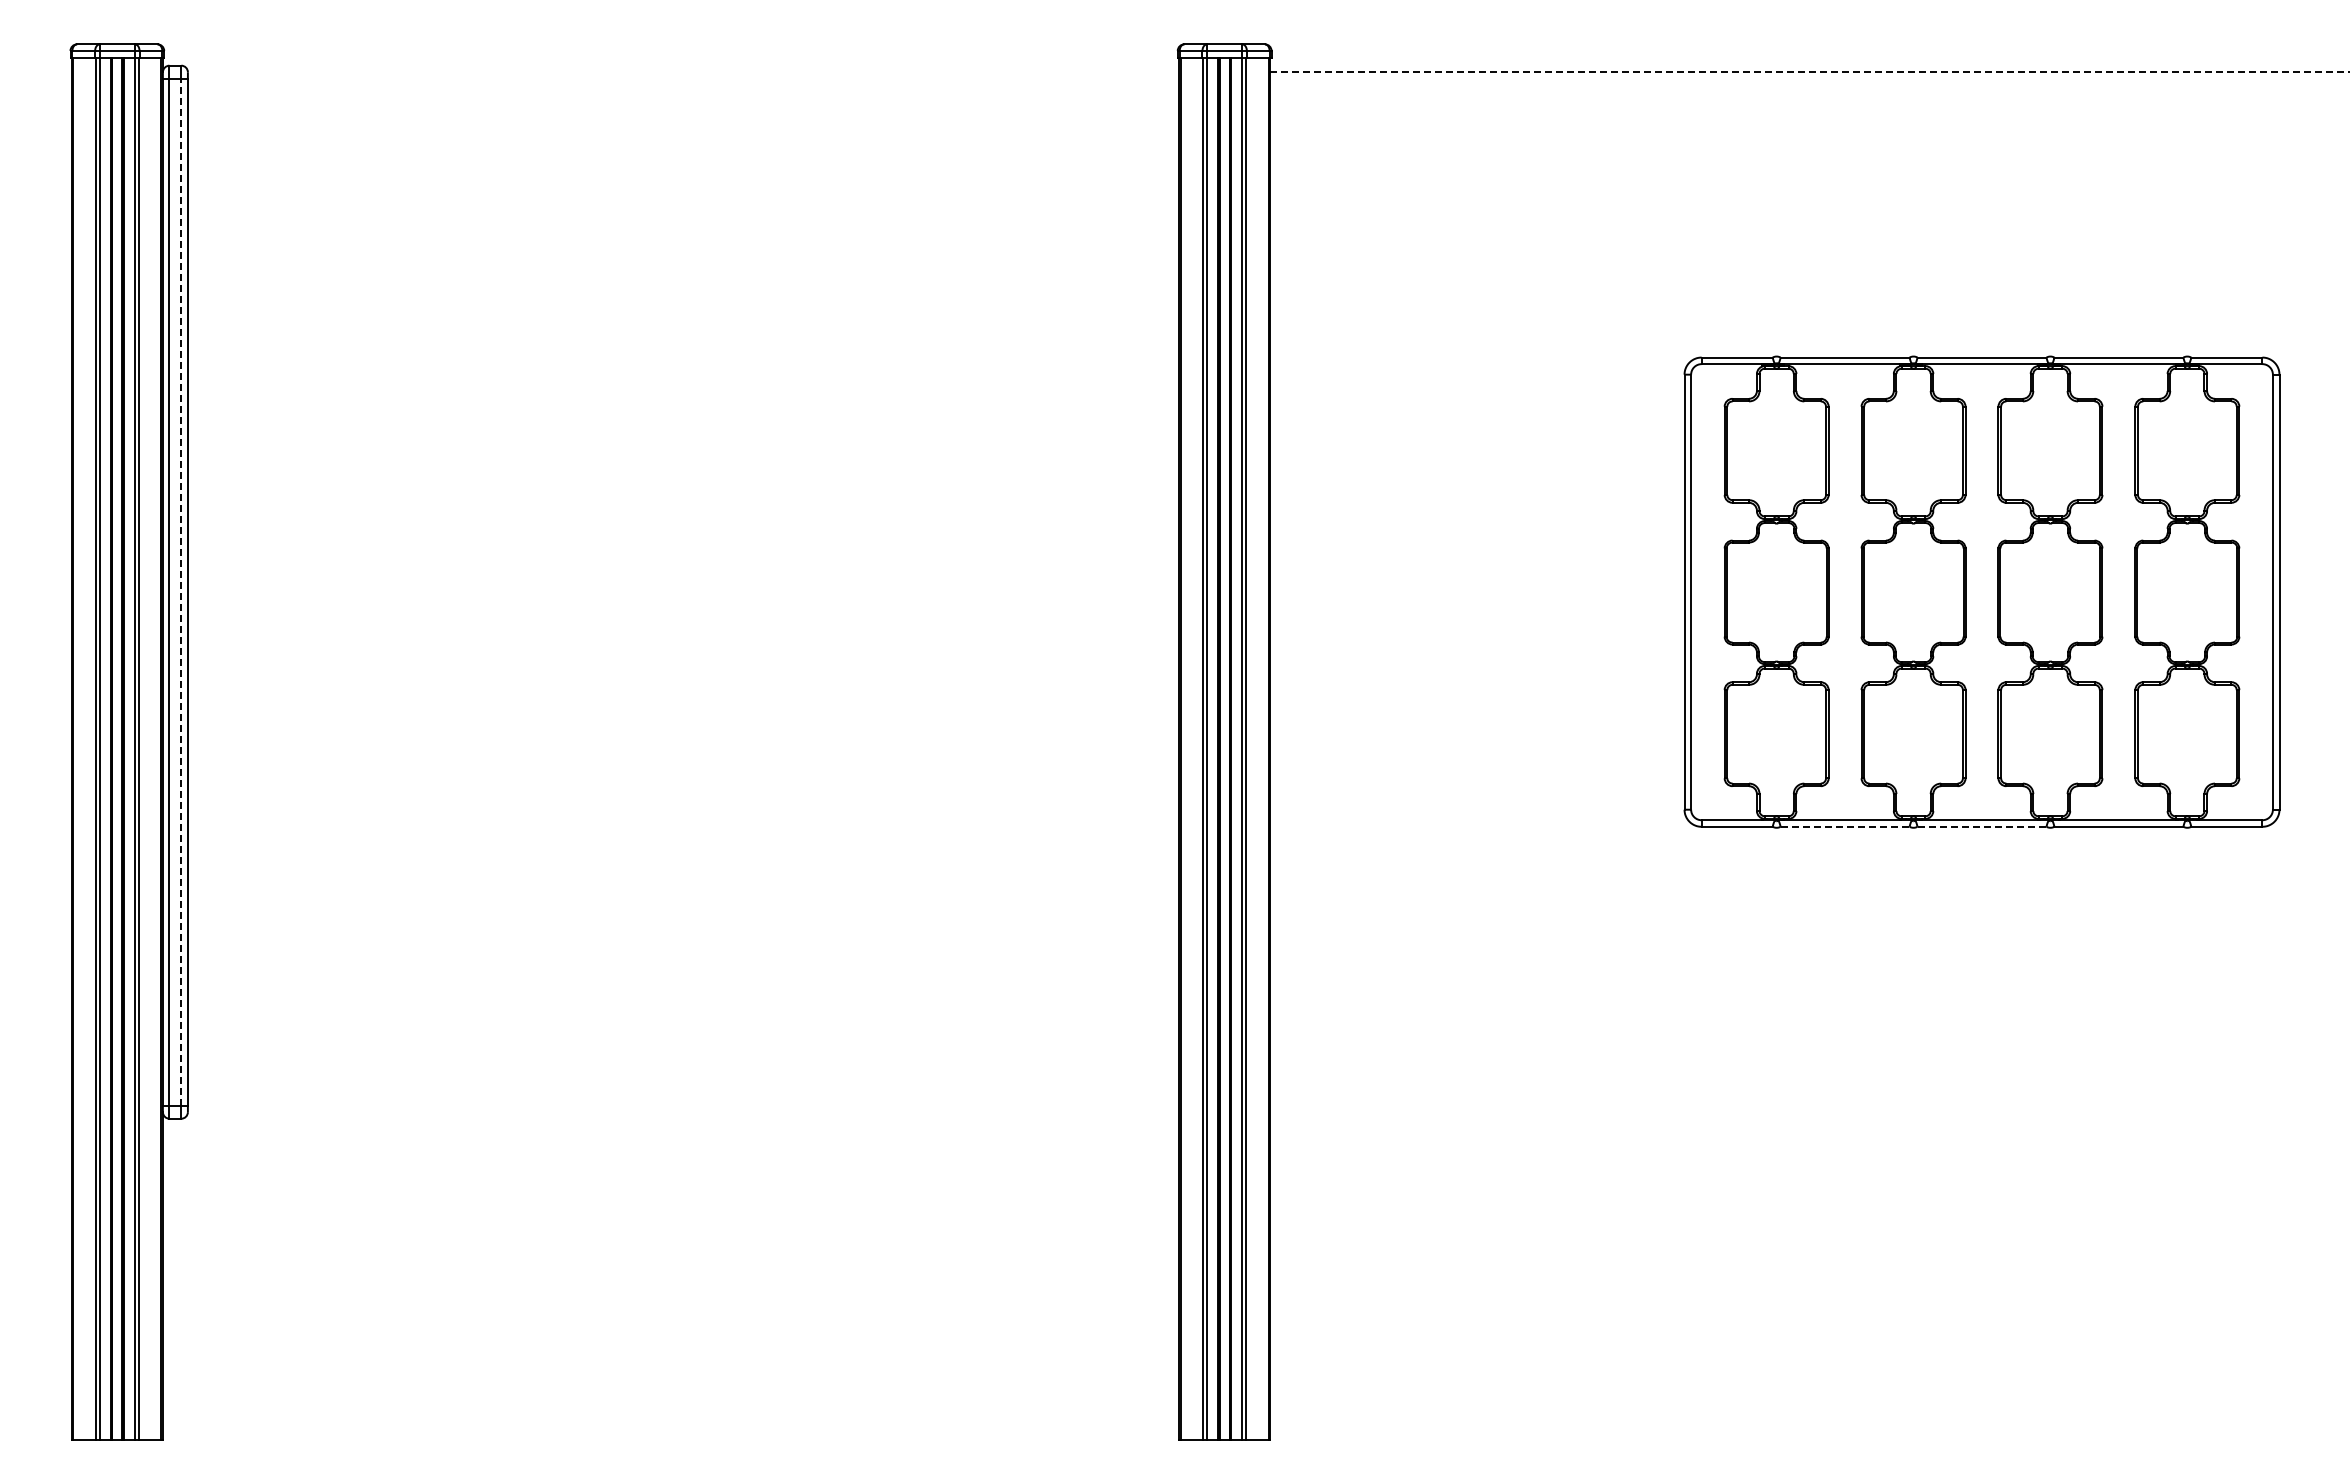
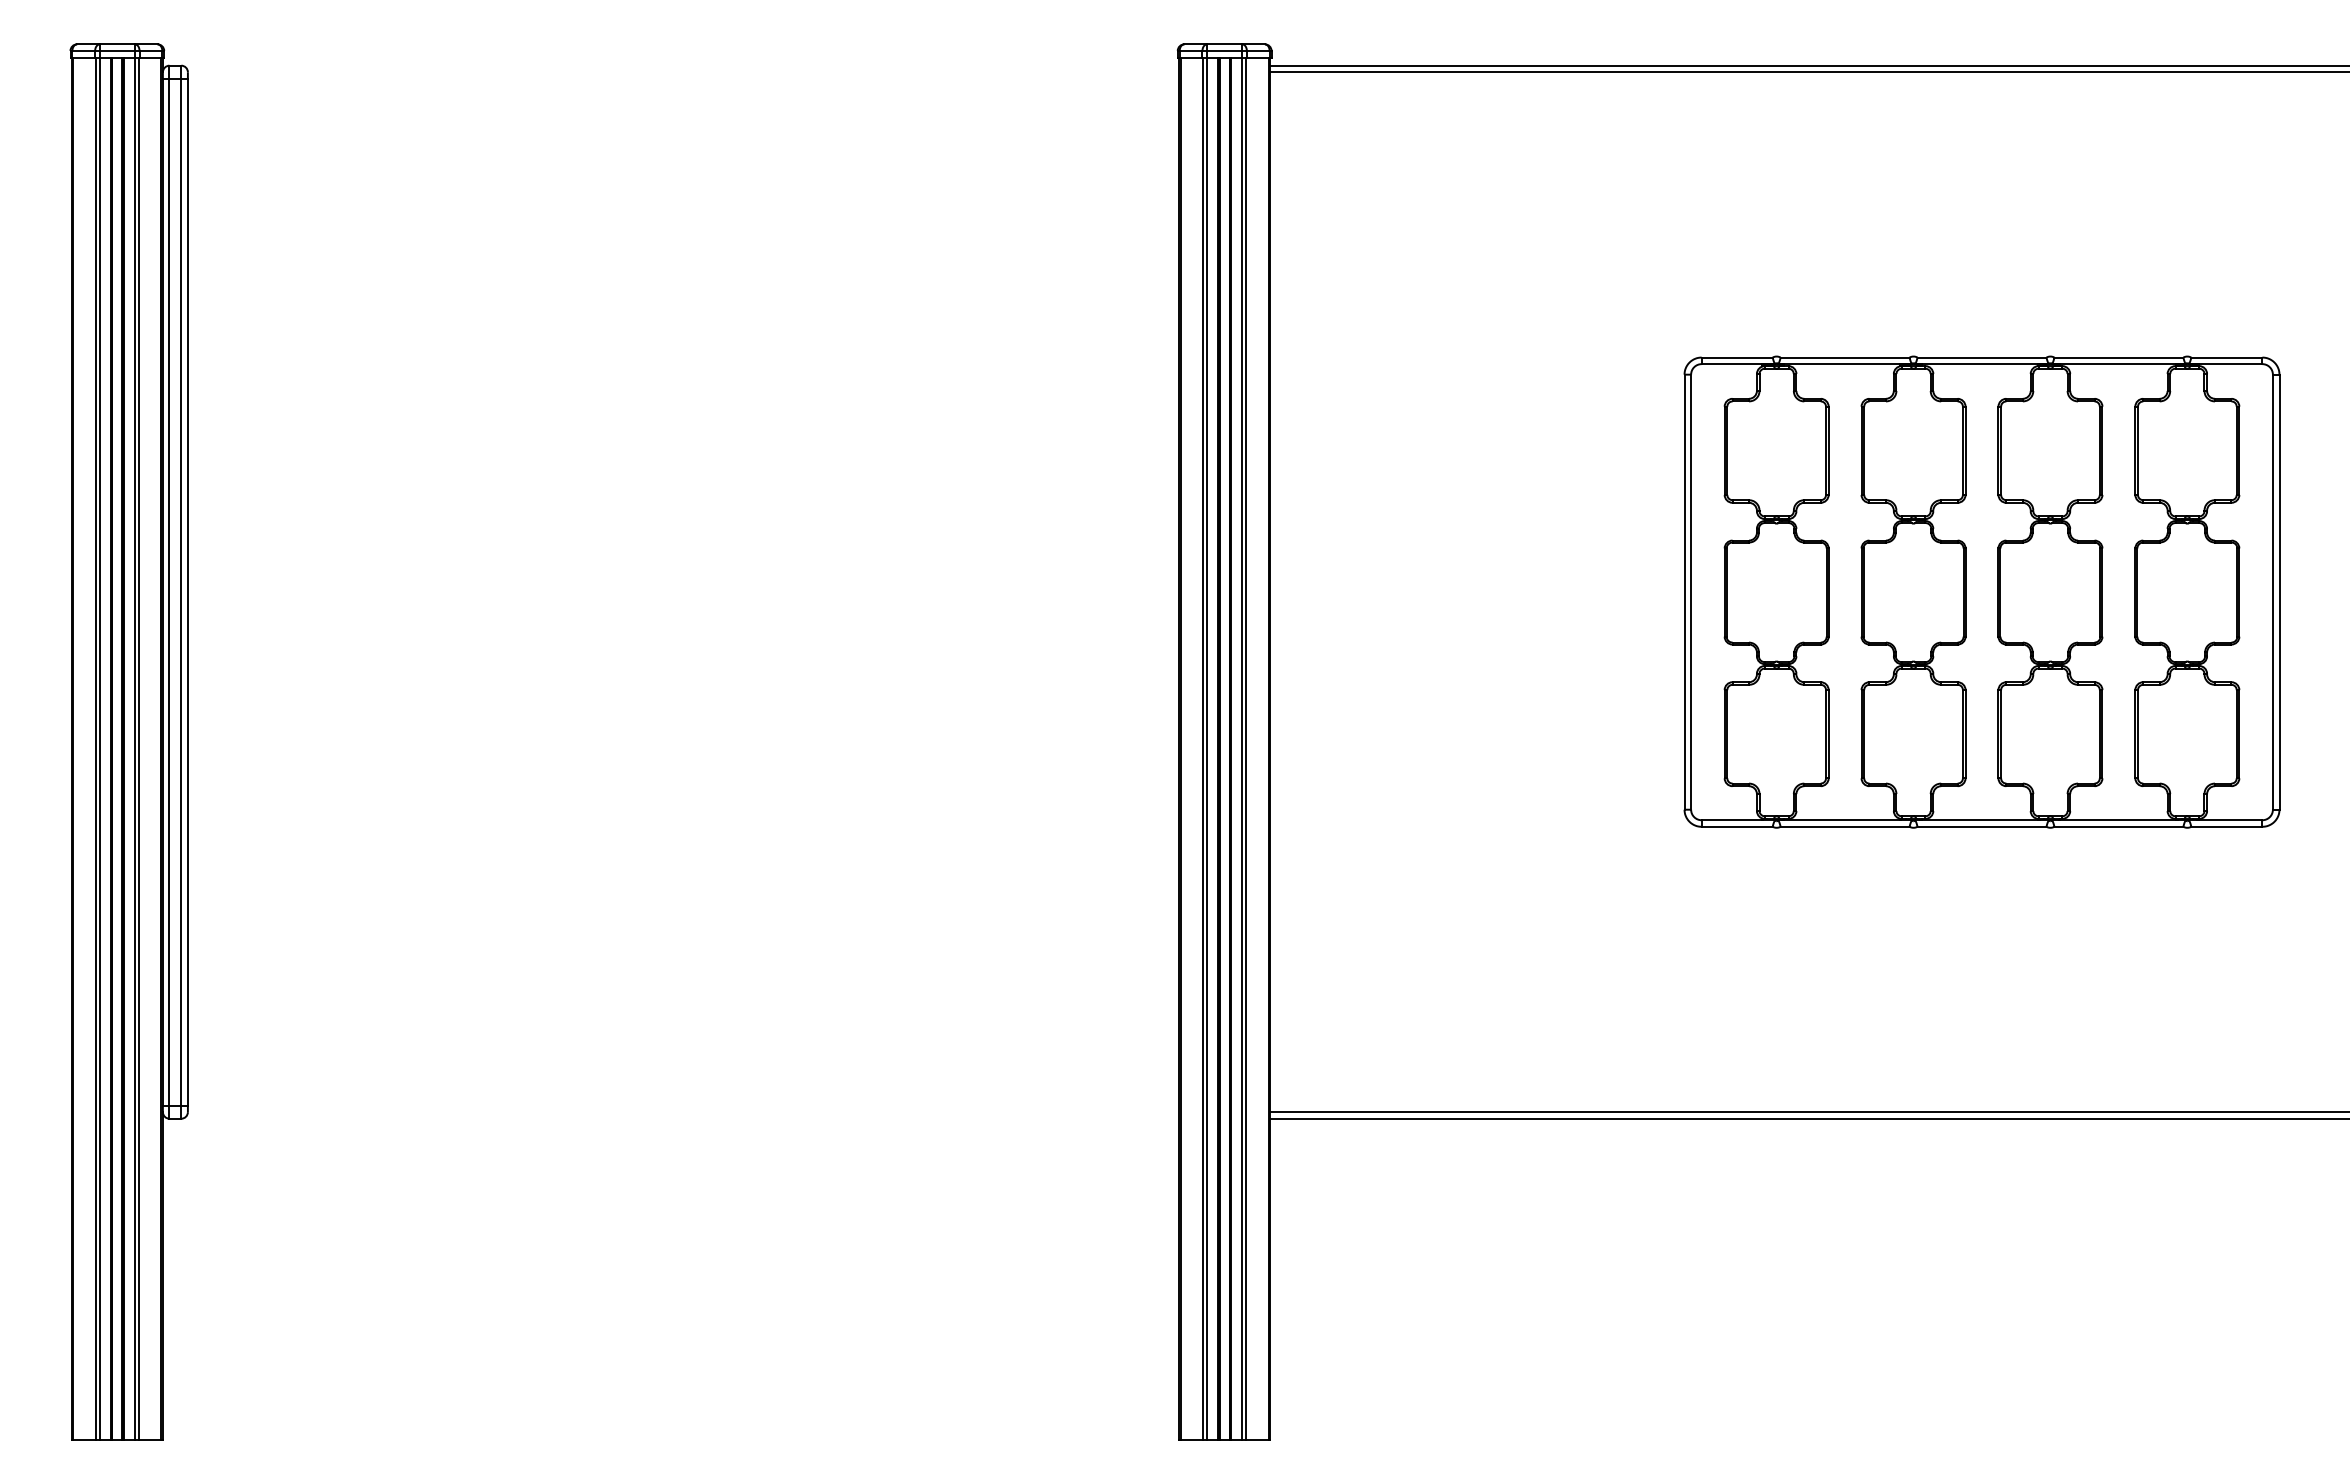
line: none -> present (1808, 65)
line: dashed -> solid (1810, 72)
line: dashed -> solid (181, 591)
line: dashed -> solid (1845, 826)
line: dashed -> solid (1982, 826)
line: none -> present (1808, 1112)
line: none -> present (1808, 1118)
